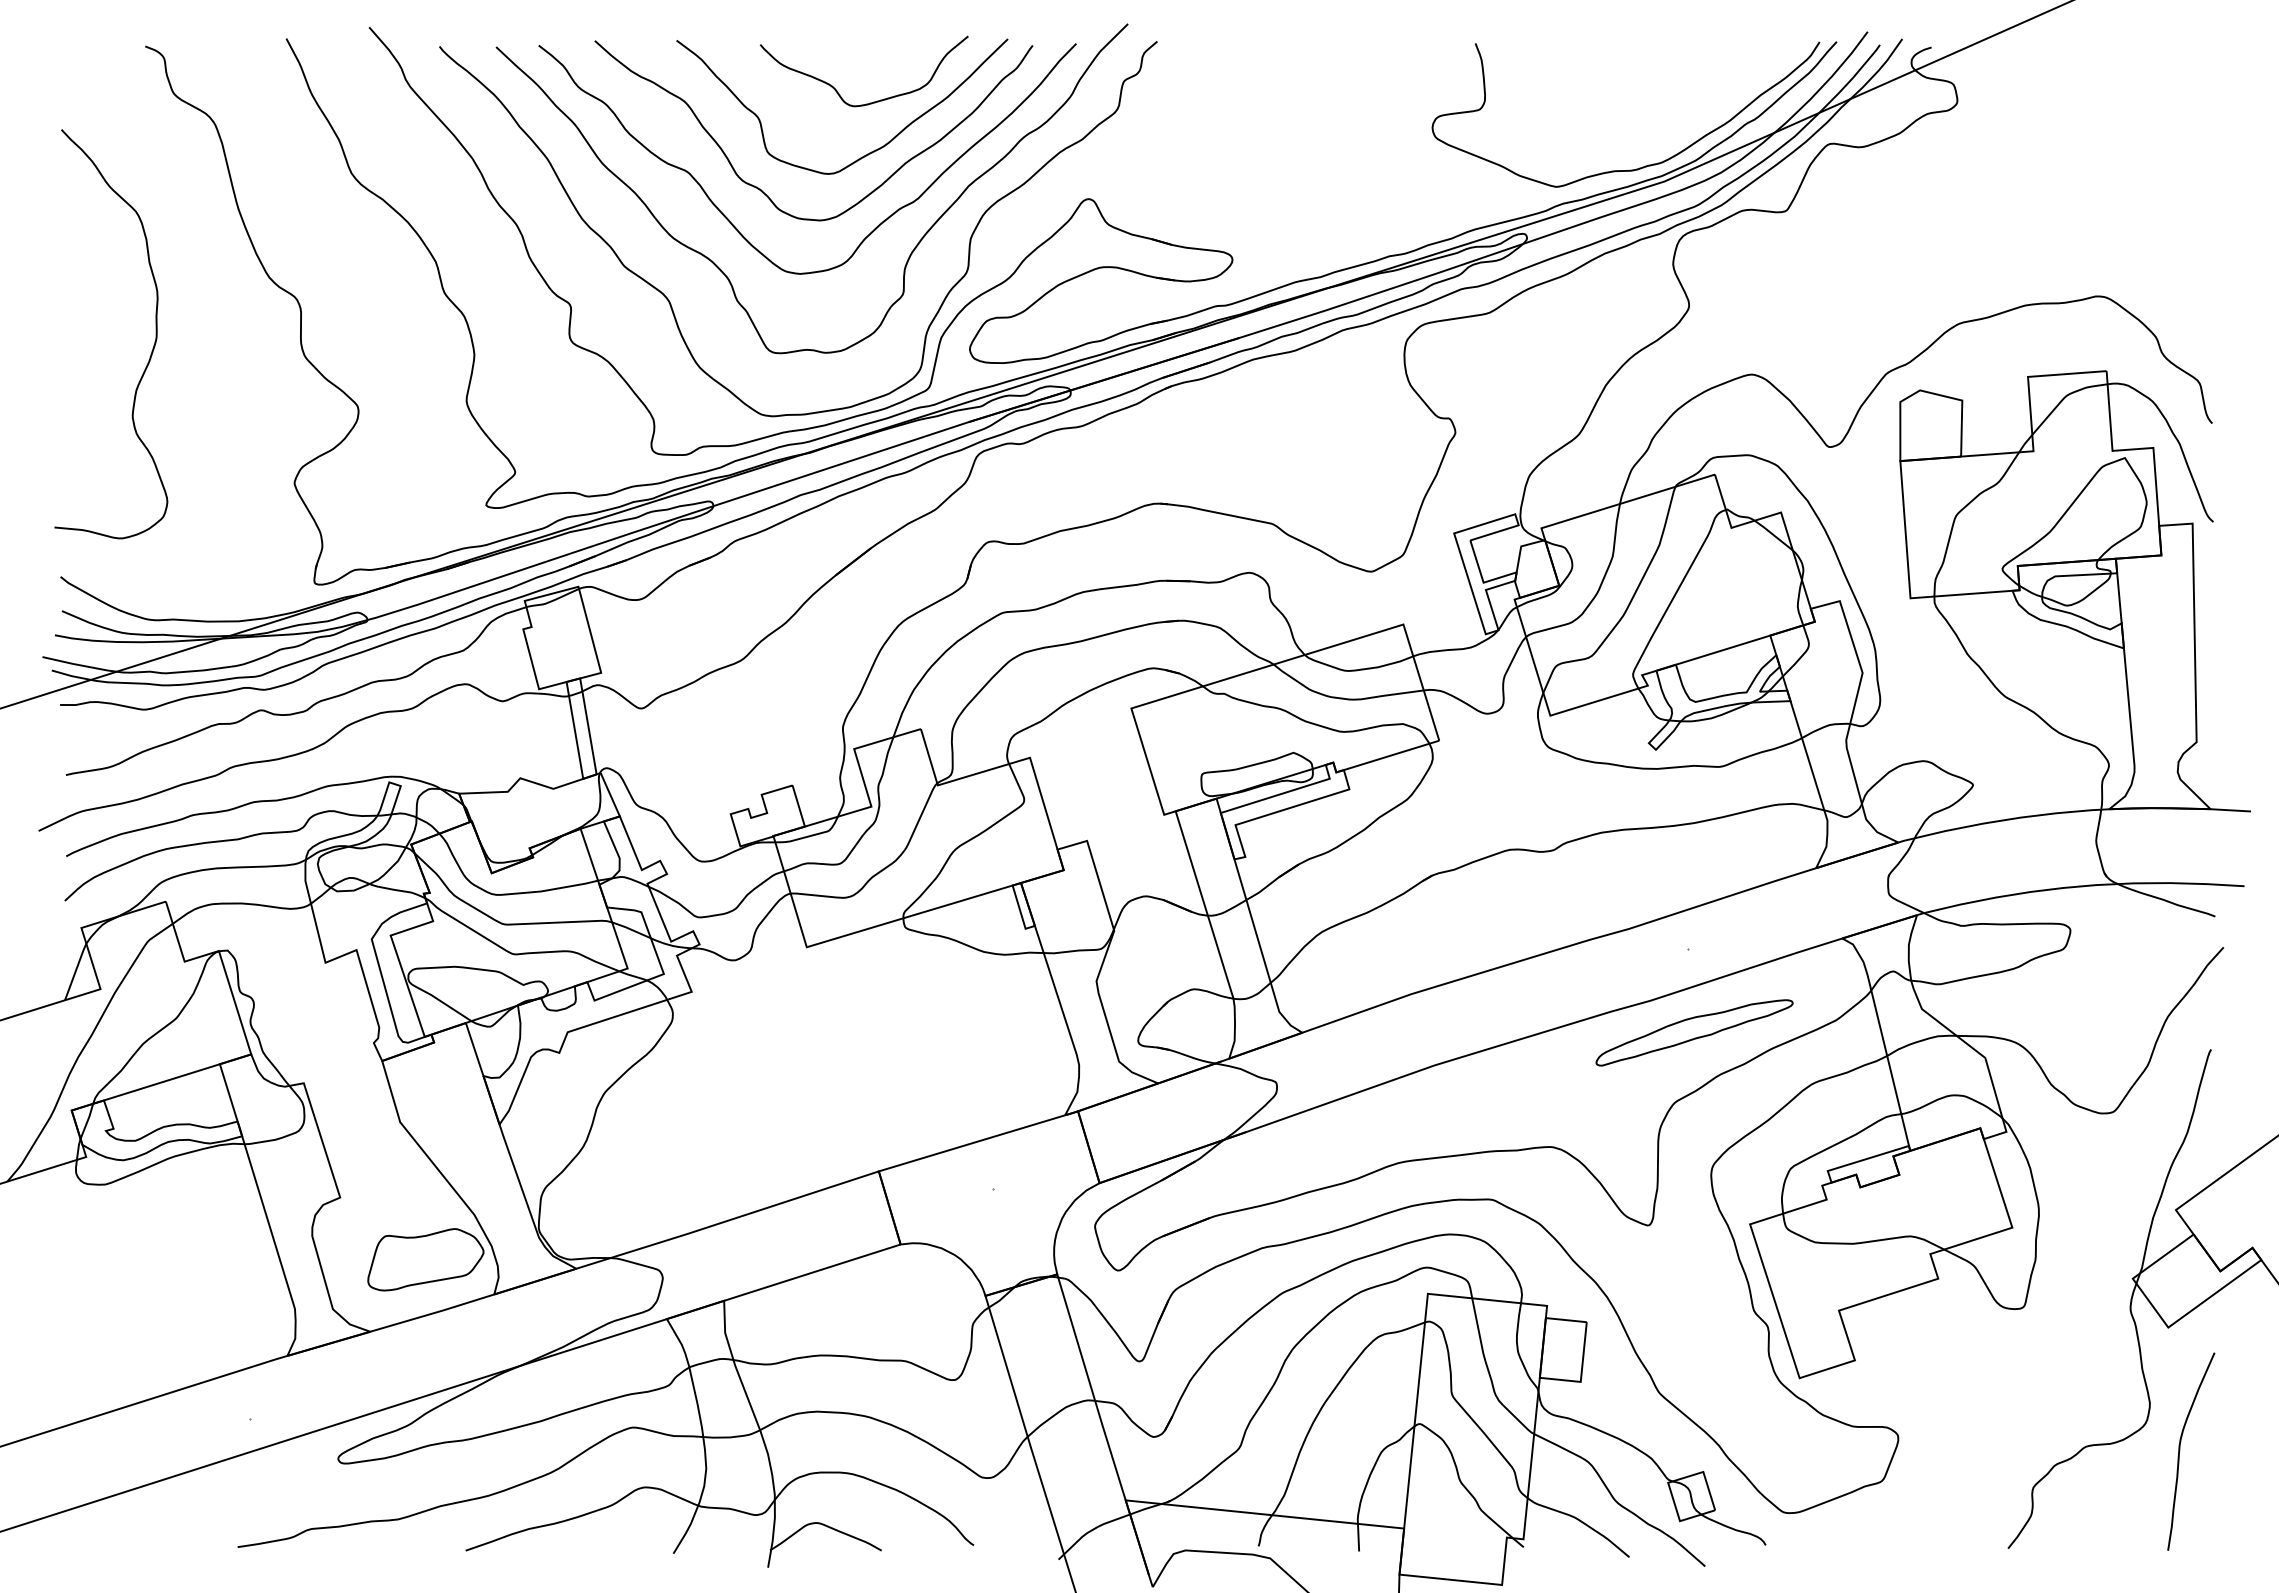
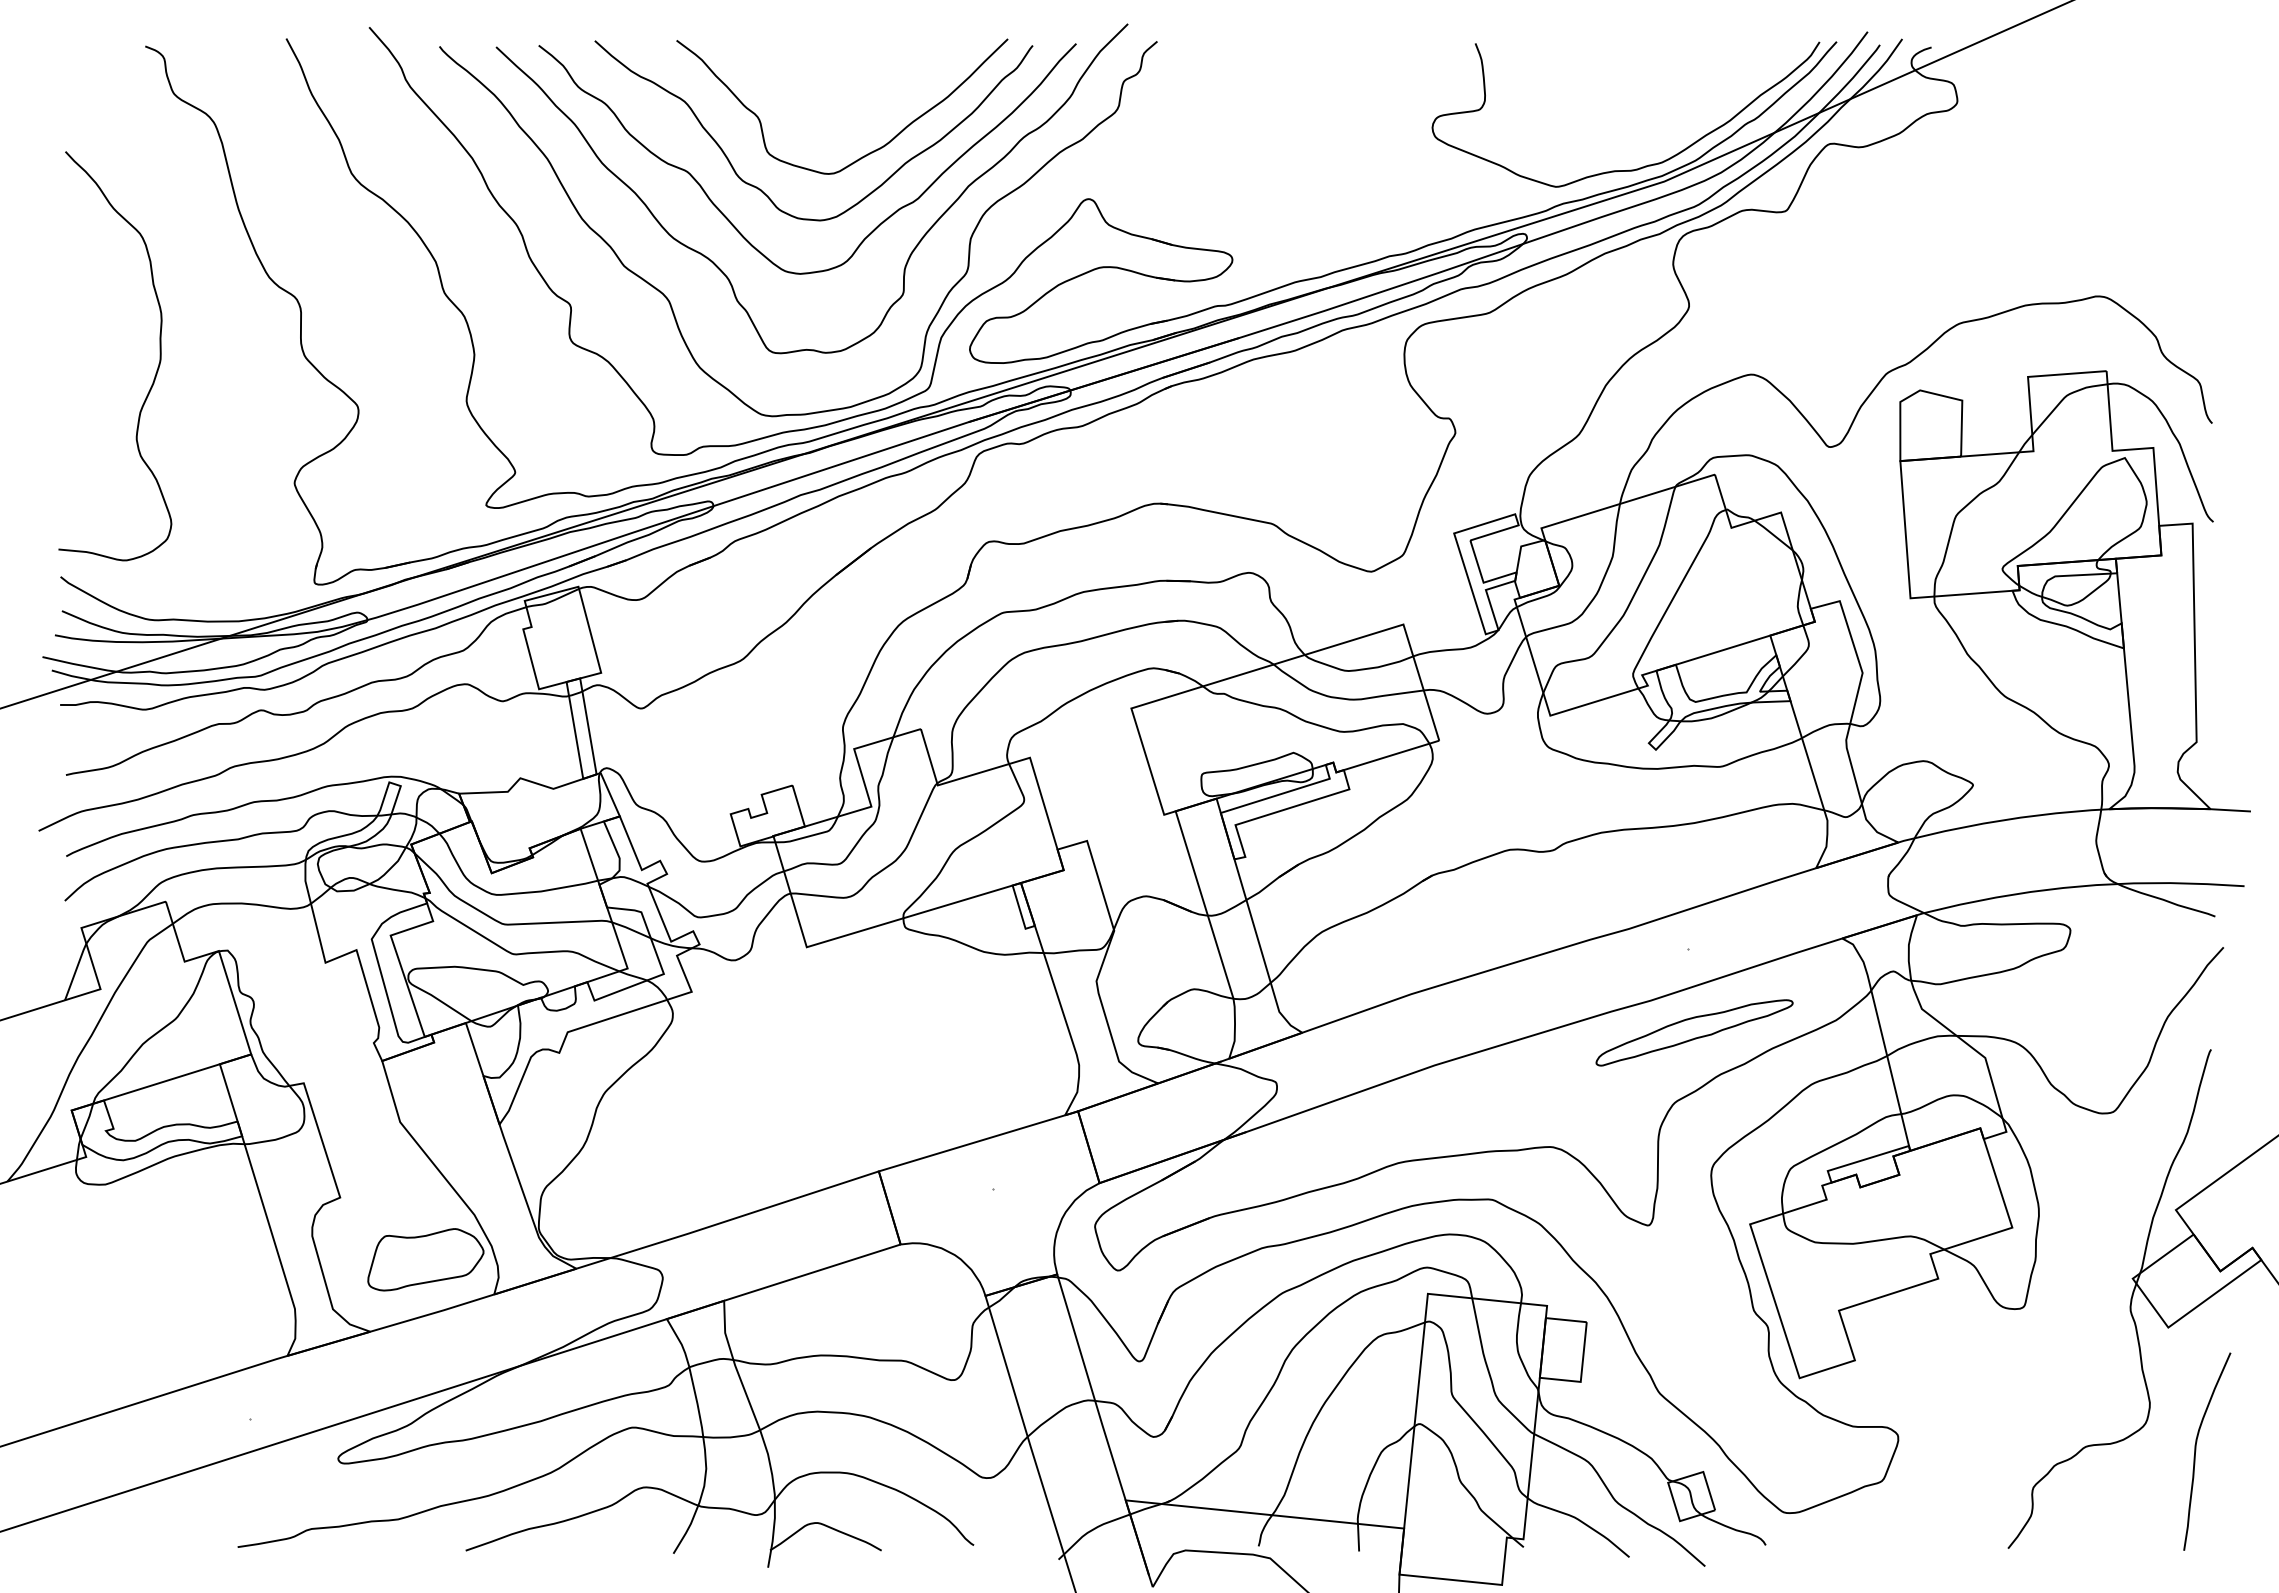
curve: present -> none (873, 101)
curve position: (152, 348) -> (156, 370) (156, 370)
curve position: (2180, 1451) -> (2196, 1451) (2196, 1451)
